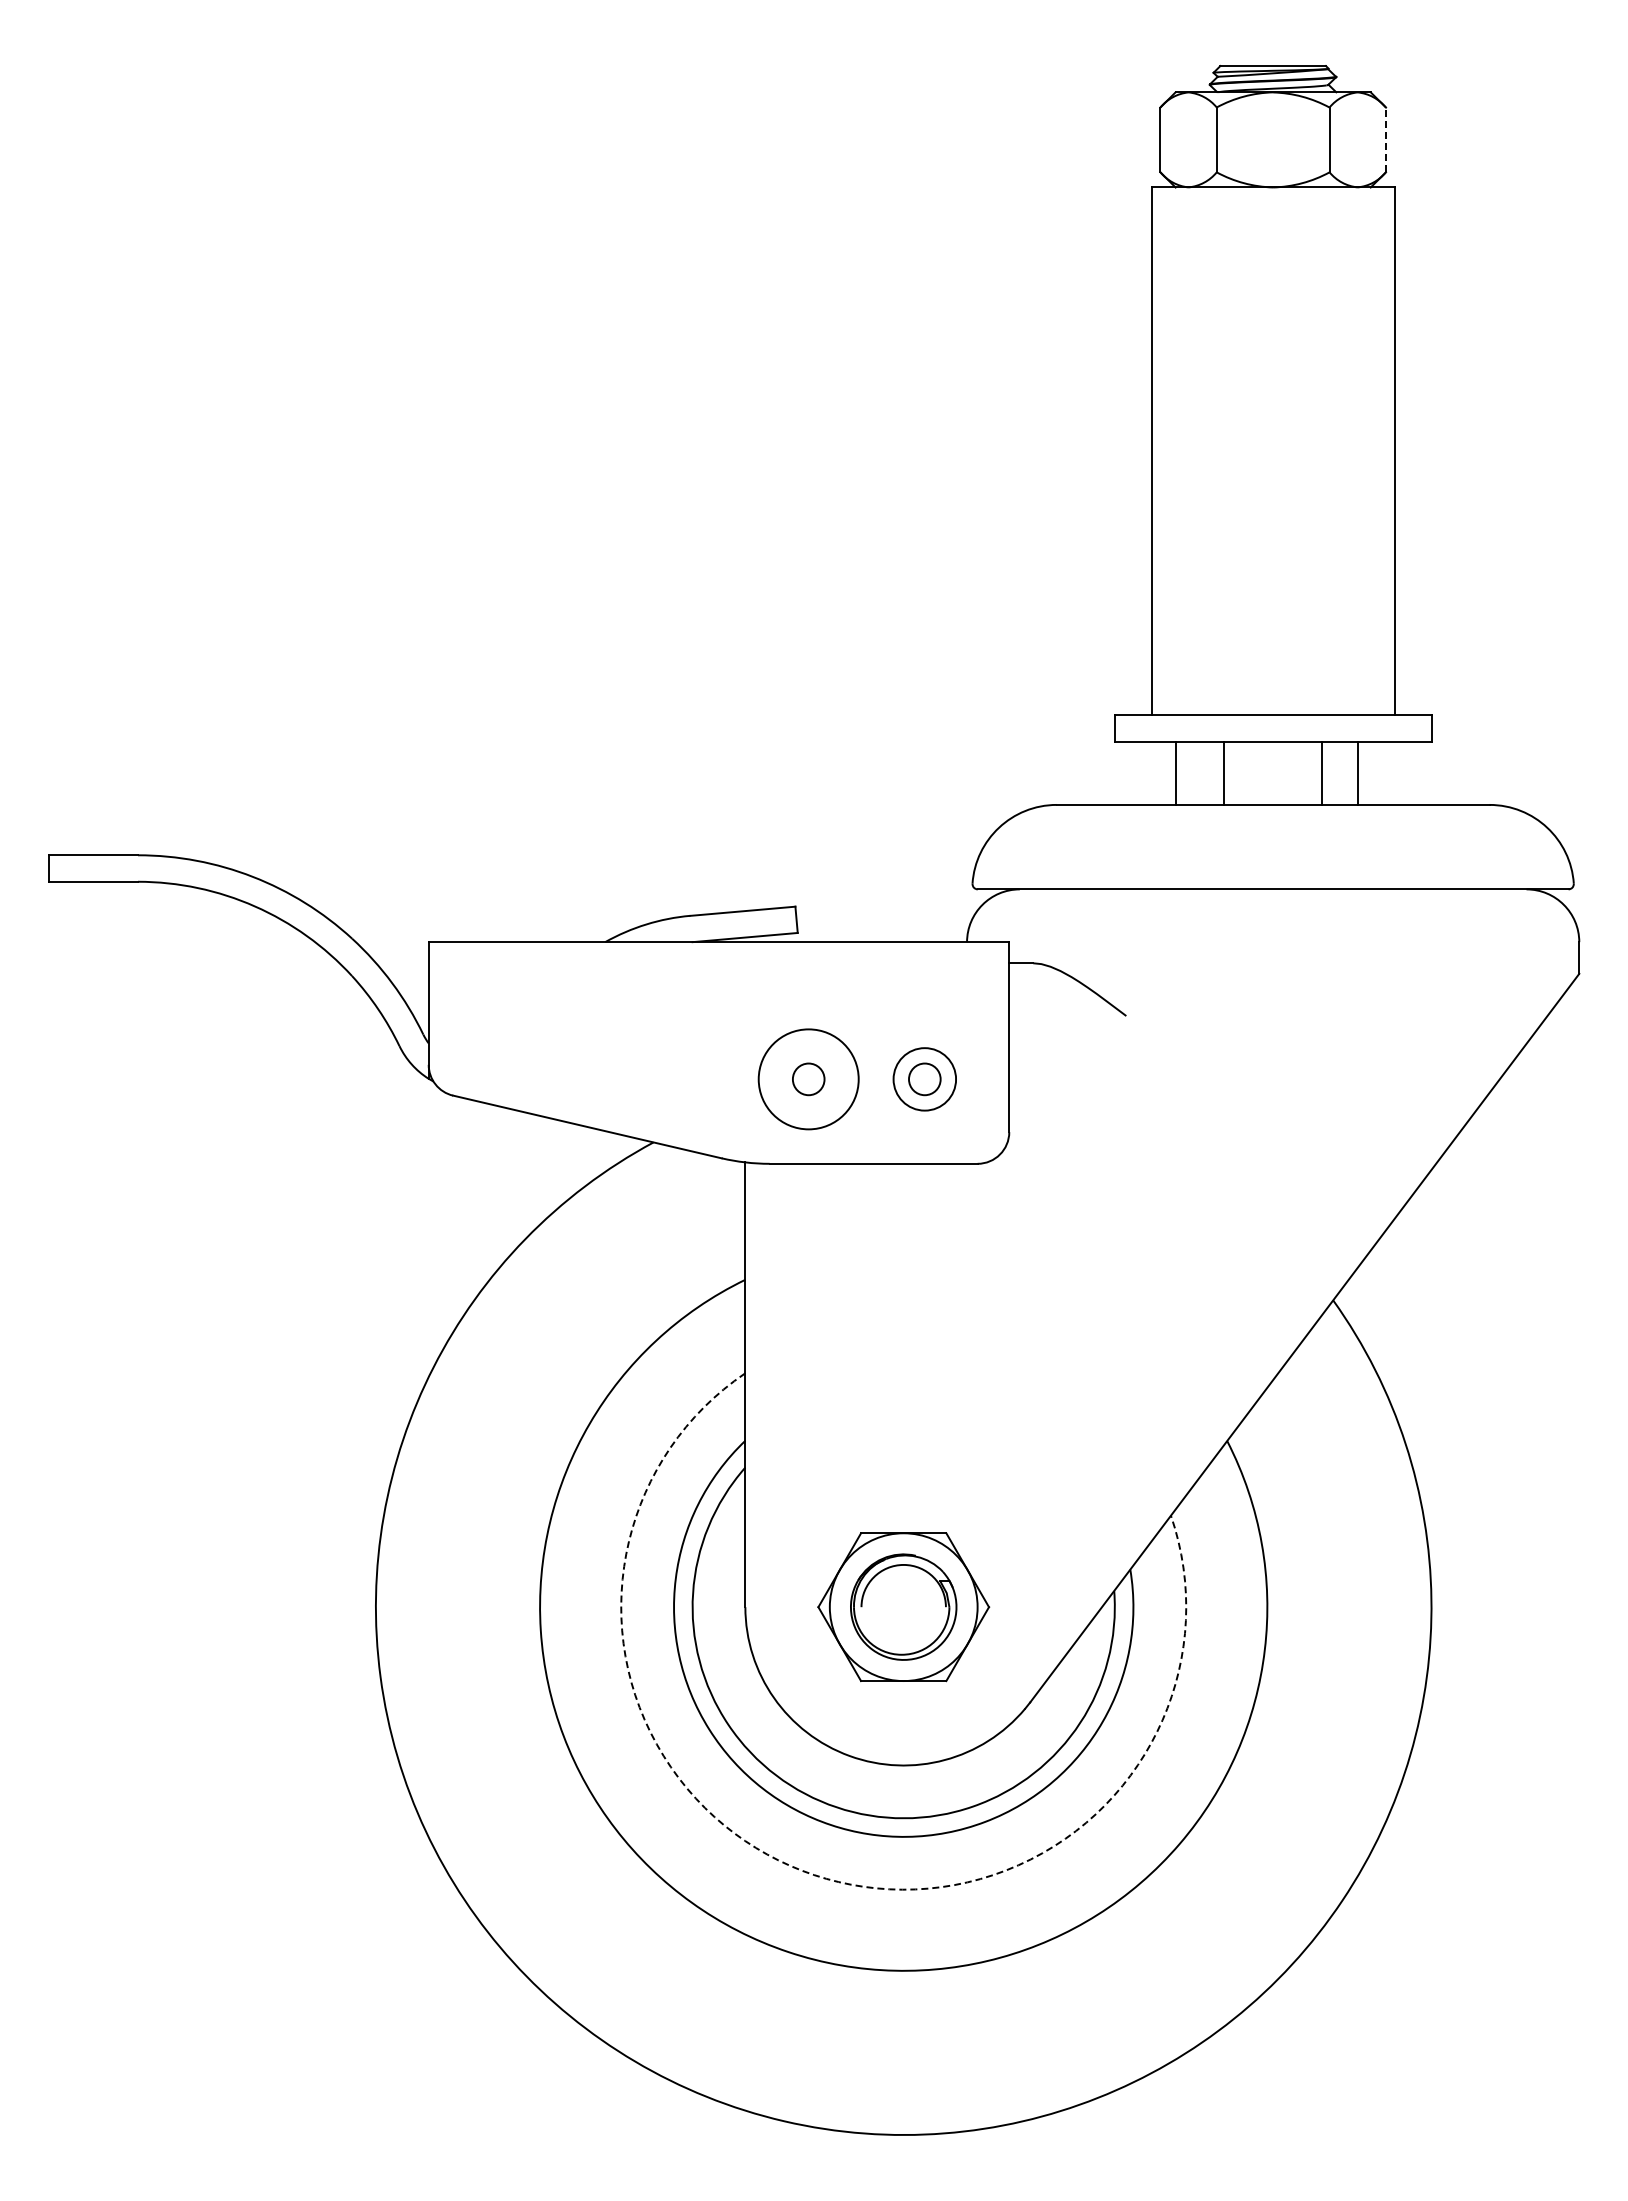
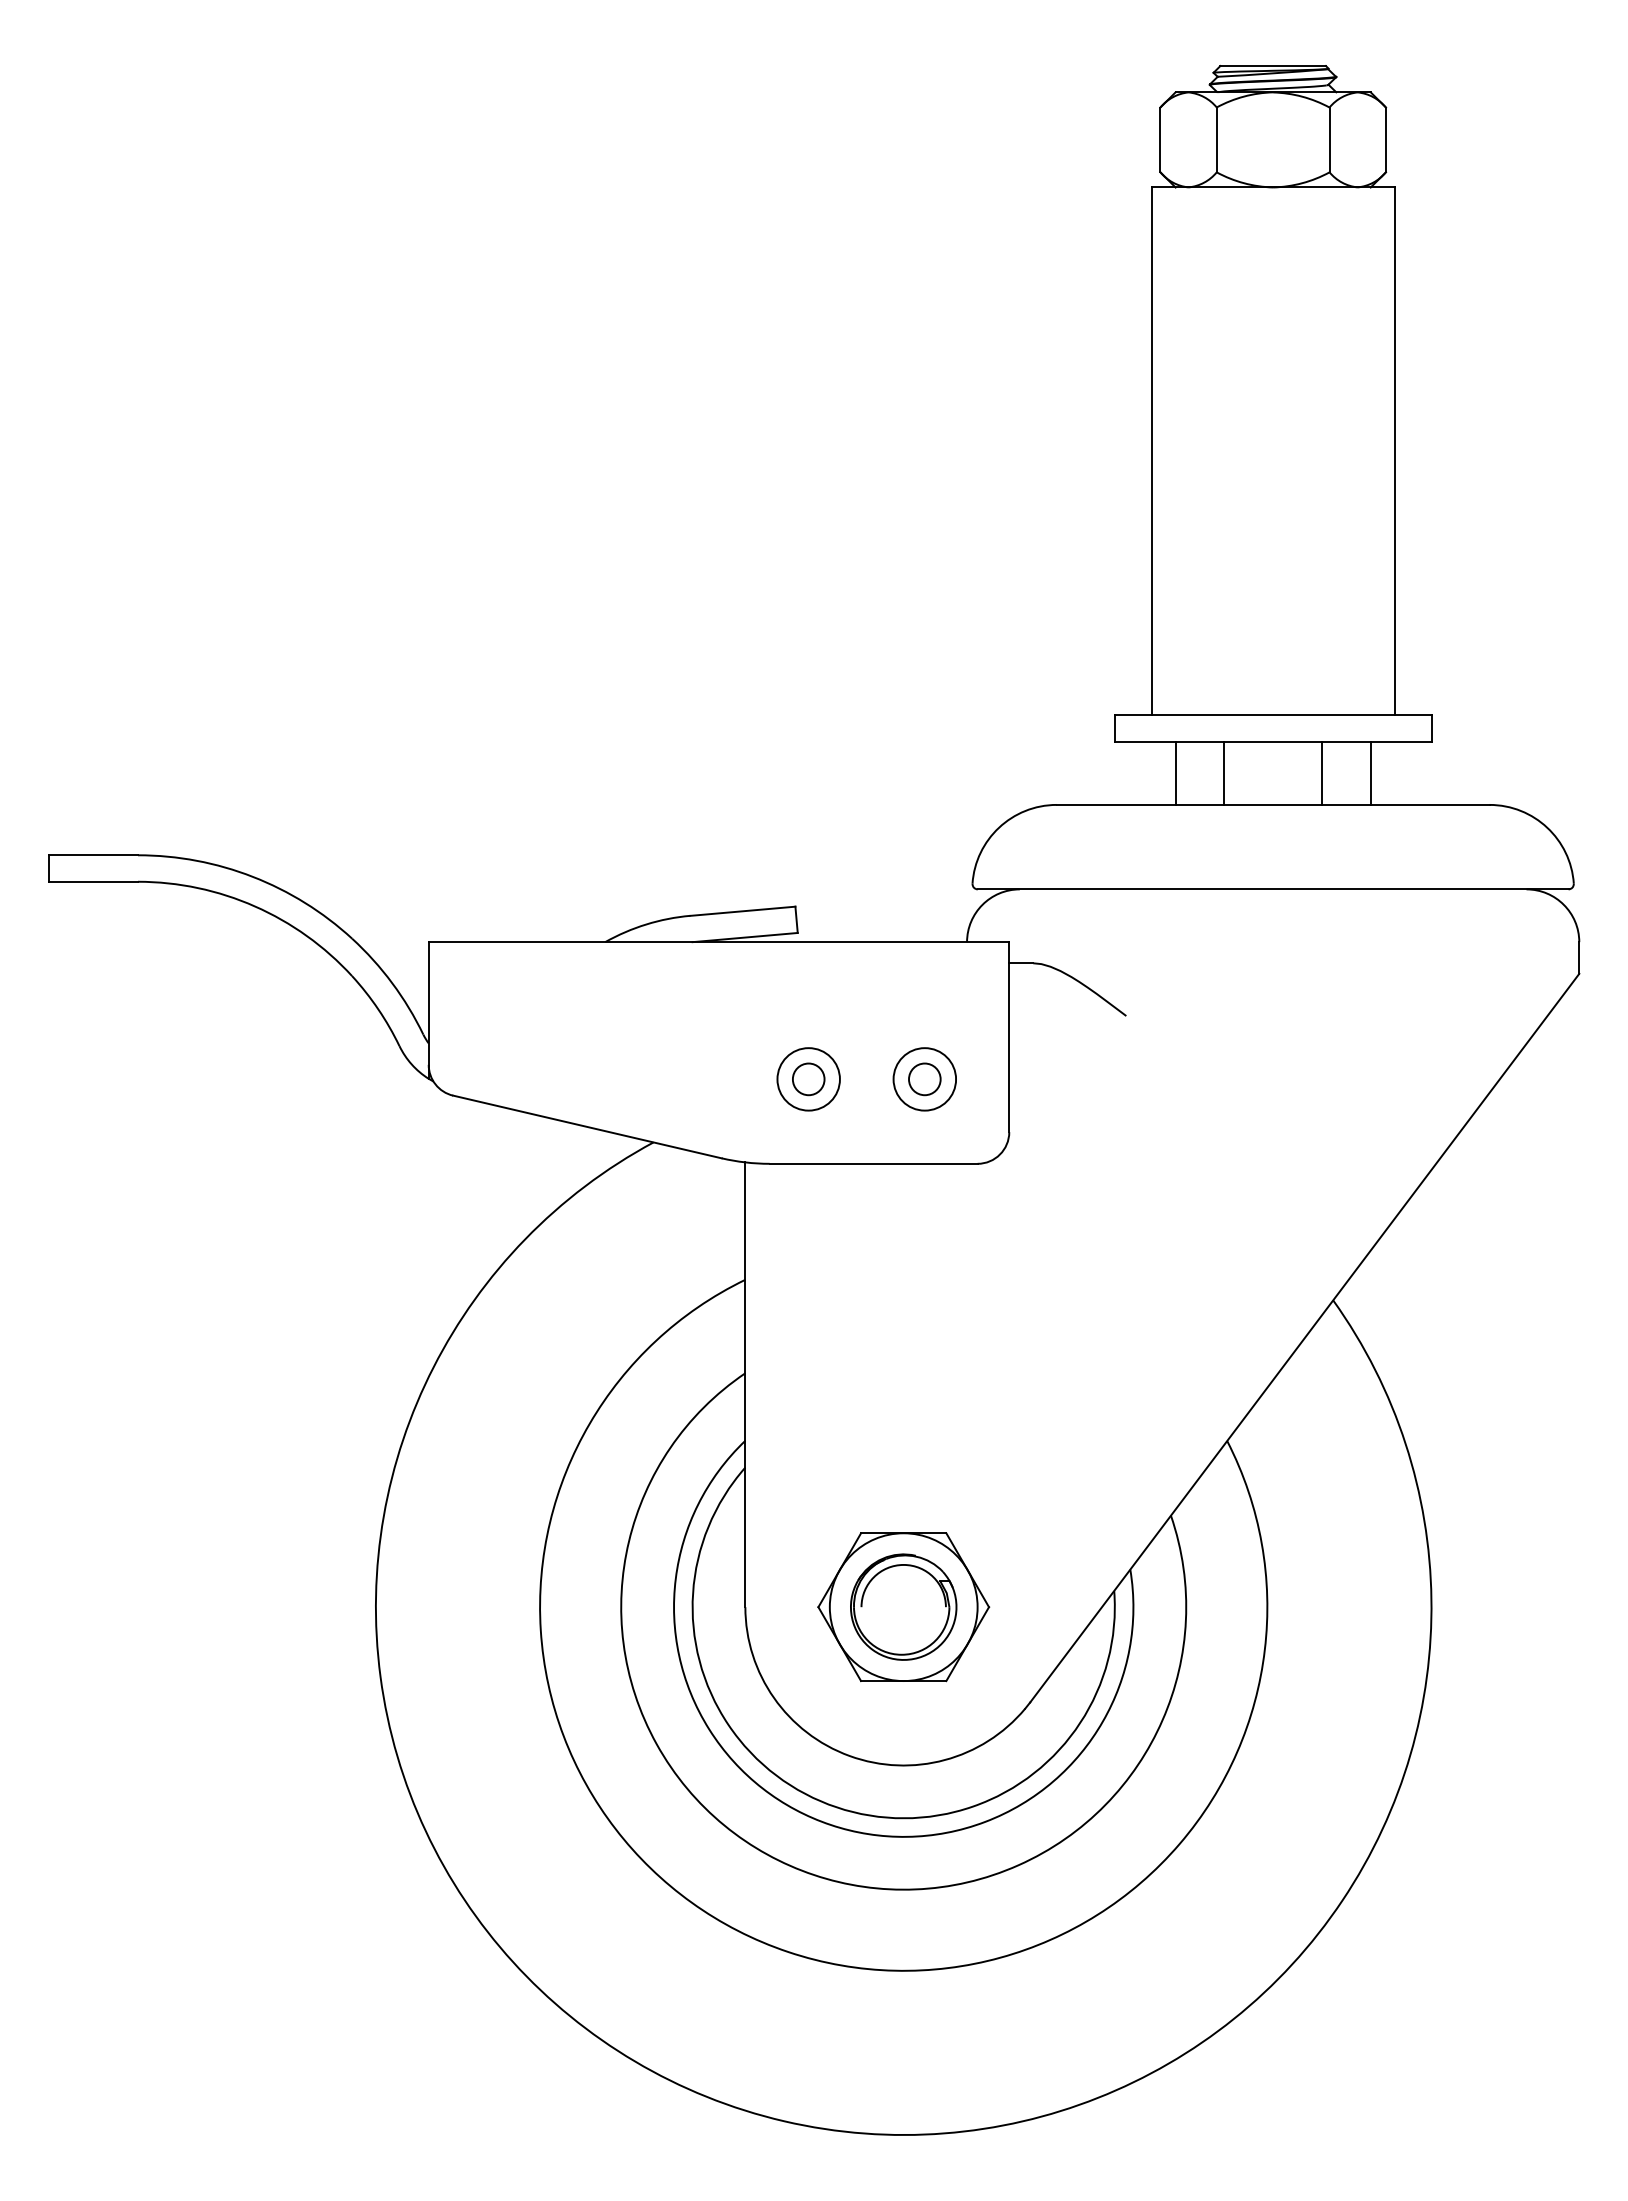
line: dashed -> solid (1385, 139)
line position: (1357, 772) -> (1370, 772) (1370, 772)
circle diameter: 100 px -> 62 px (808, 1079)
arc: dashed -> solid (814, 1875)
